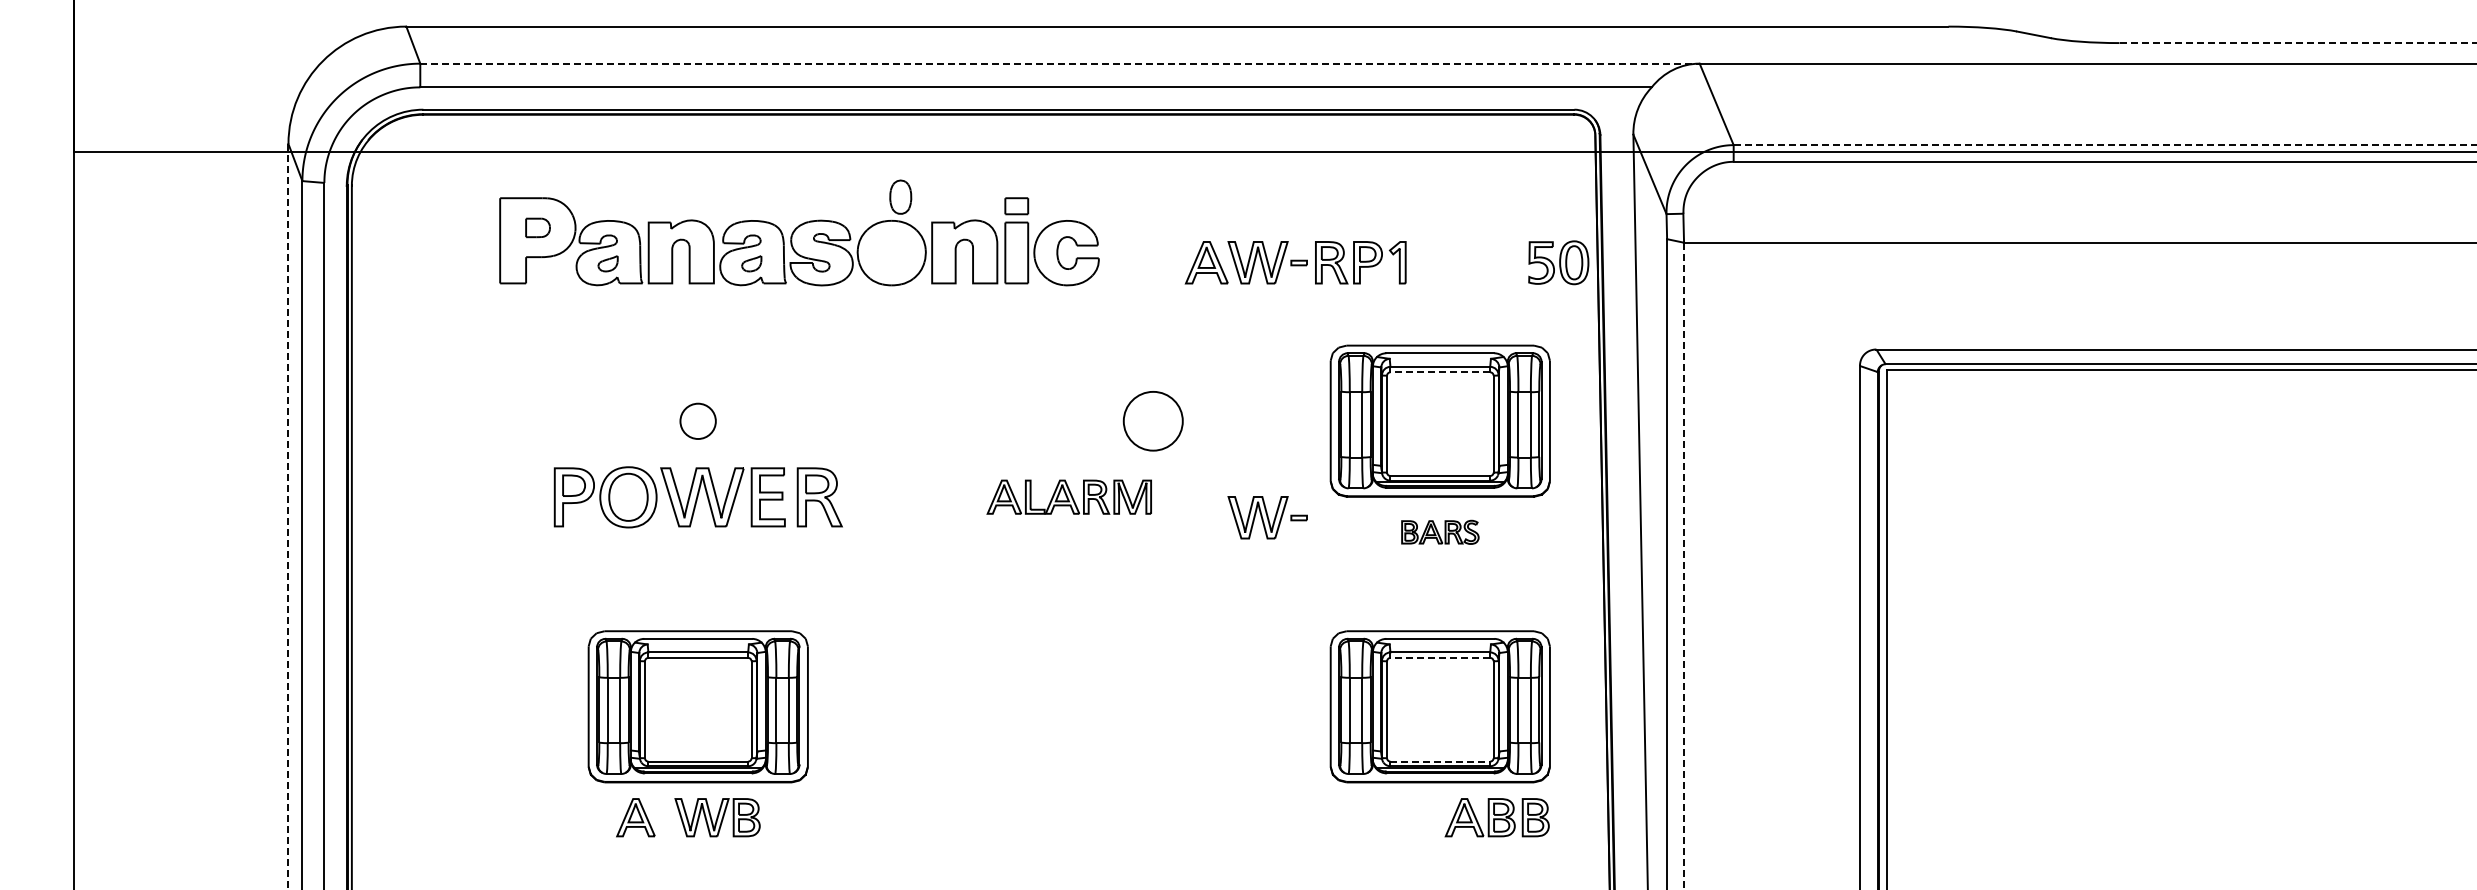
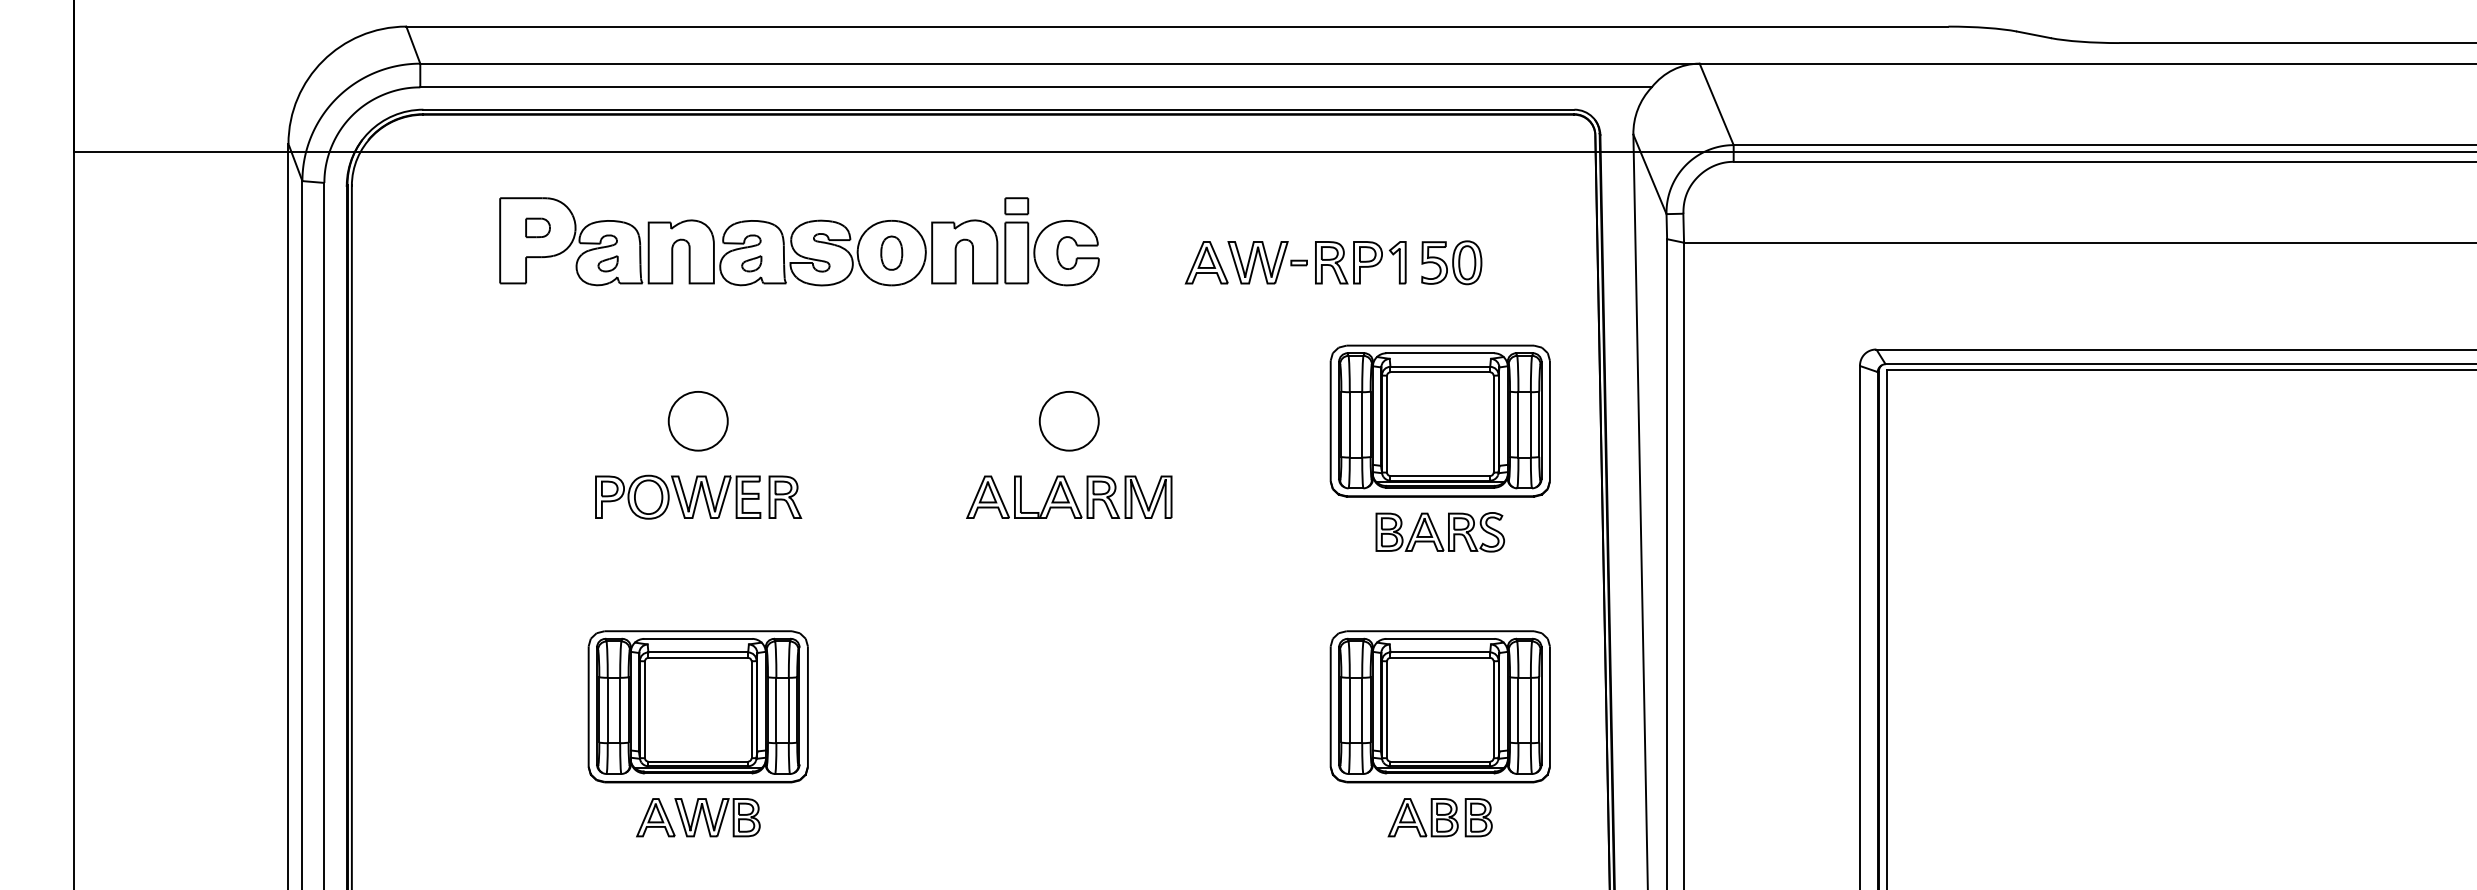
line: dashed -> solid (2298, 43)
line: dashed -> solid (1060, 63)
line: dashed -> solid (2105, 145)
part position: (900, 196) -> (891, 252) (891, 252)
part position: (1558, 262) -> (1451, 262) (1451, 262)
line: dashed -> solid (1440, 372)
part size: 38x38 px -> 62x61 px (697, 421)
part position: (1152, 421) -> (1068, 421) (1068, 421)
part size: 166x36 px -> 207x44 px (1069, 496)
part size: 290x63 px -> 208x46 px (698, 496)
line: dashed -> solid (288, 516)
part: present -> none (1267, 517)
part size: 79x26 px -> 131x41 px (1440, 532)
line: dashed -> solid (1683, 566)
line: dashed -> solid (1440, 657)
line: dashed -> solid (1440, 761)
part position: (635, 817) -> (655, 817) (655, 817)
part position: (1496, 817) -> (1439, 817) (1439, 817)
